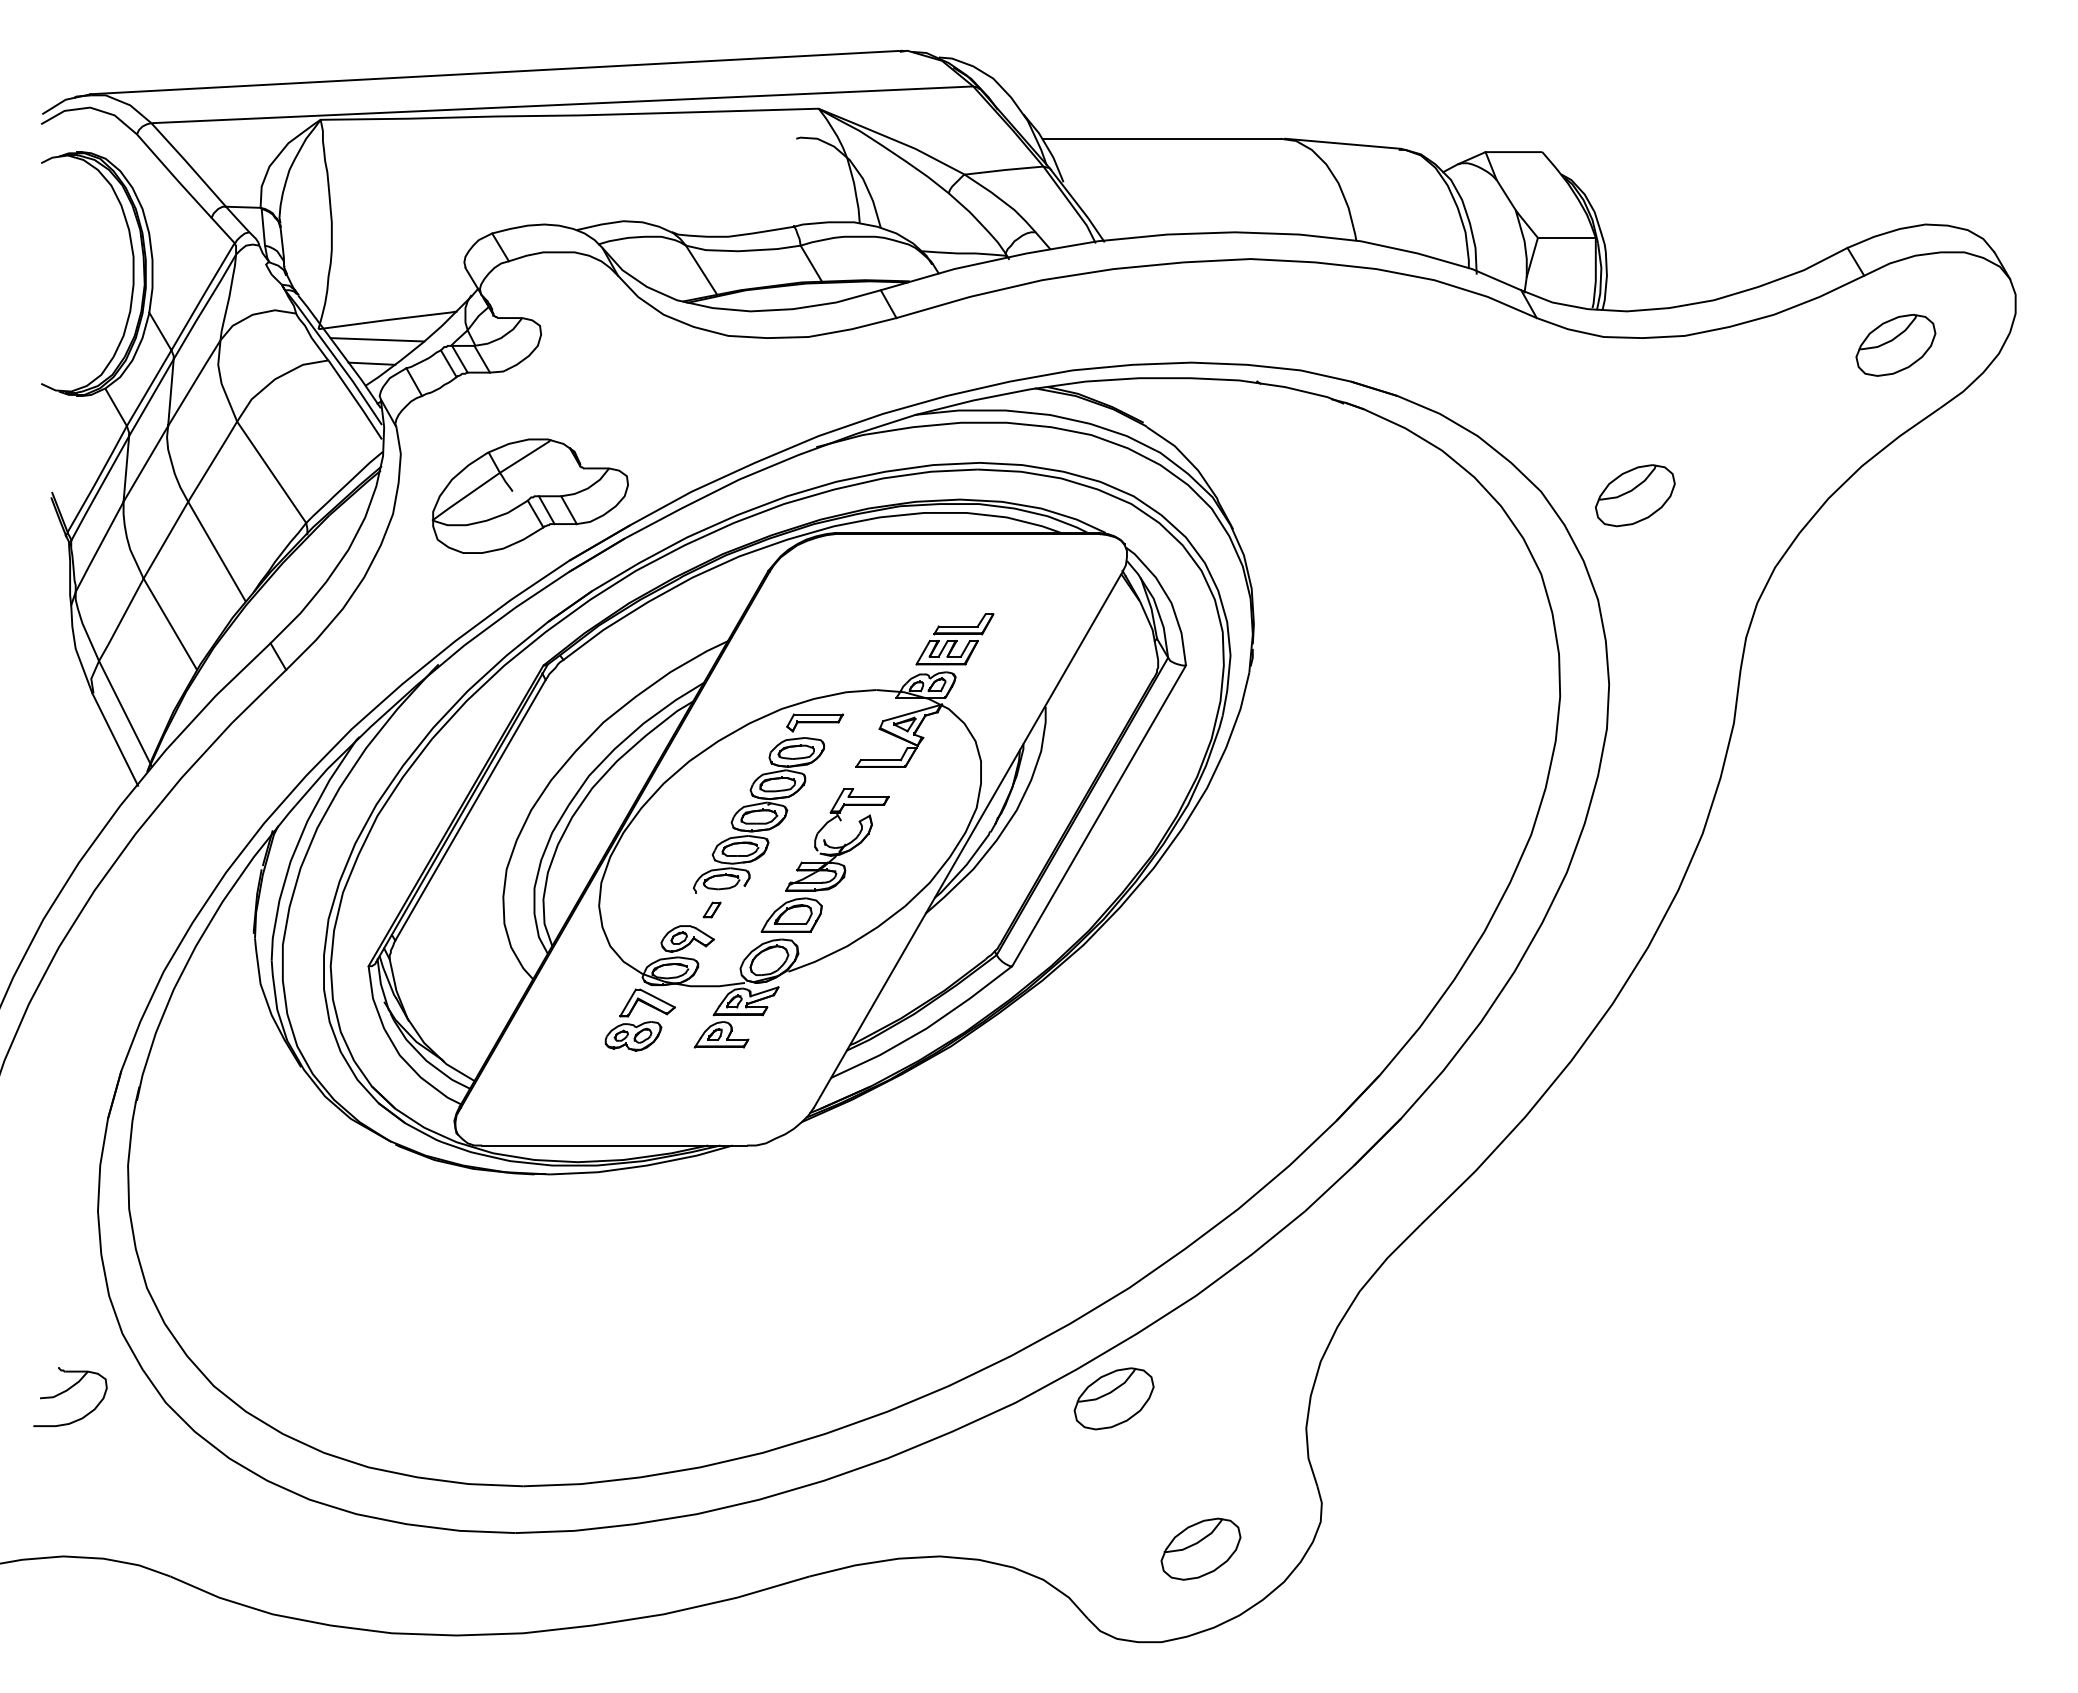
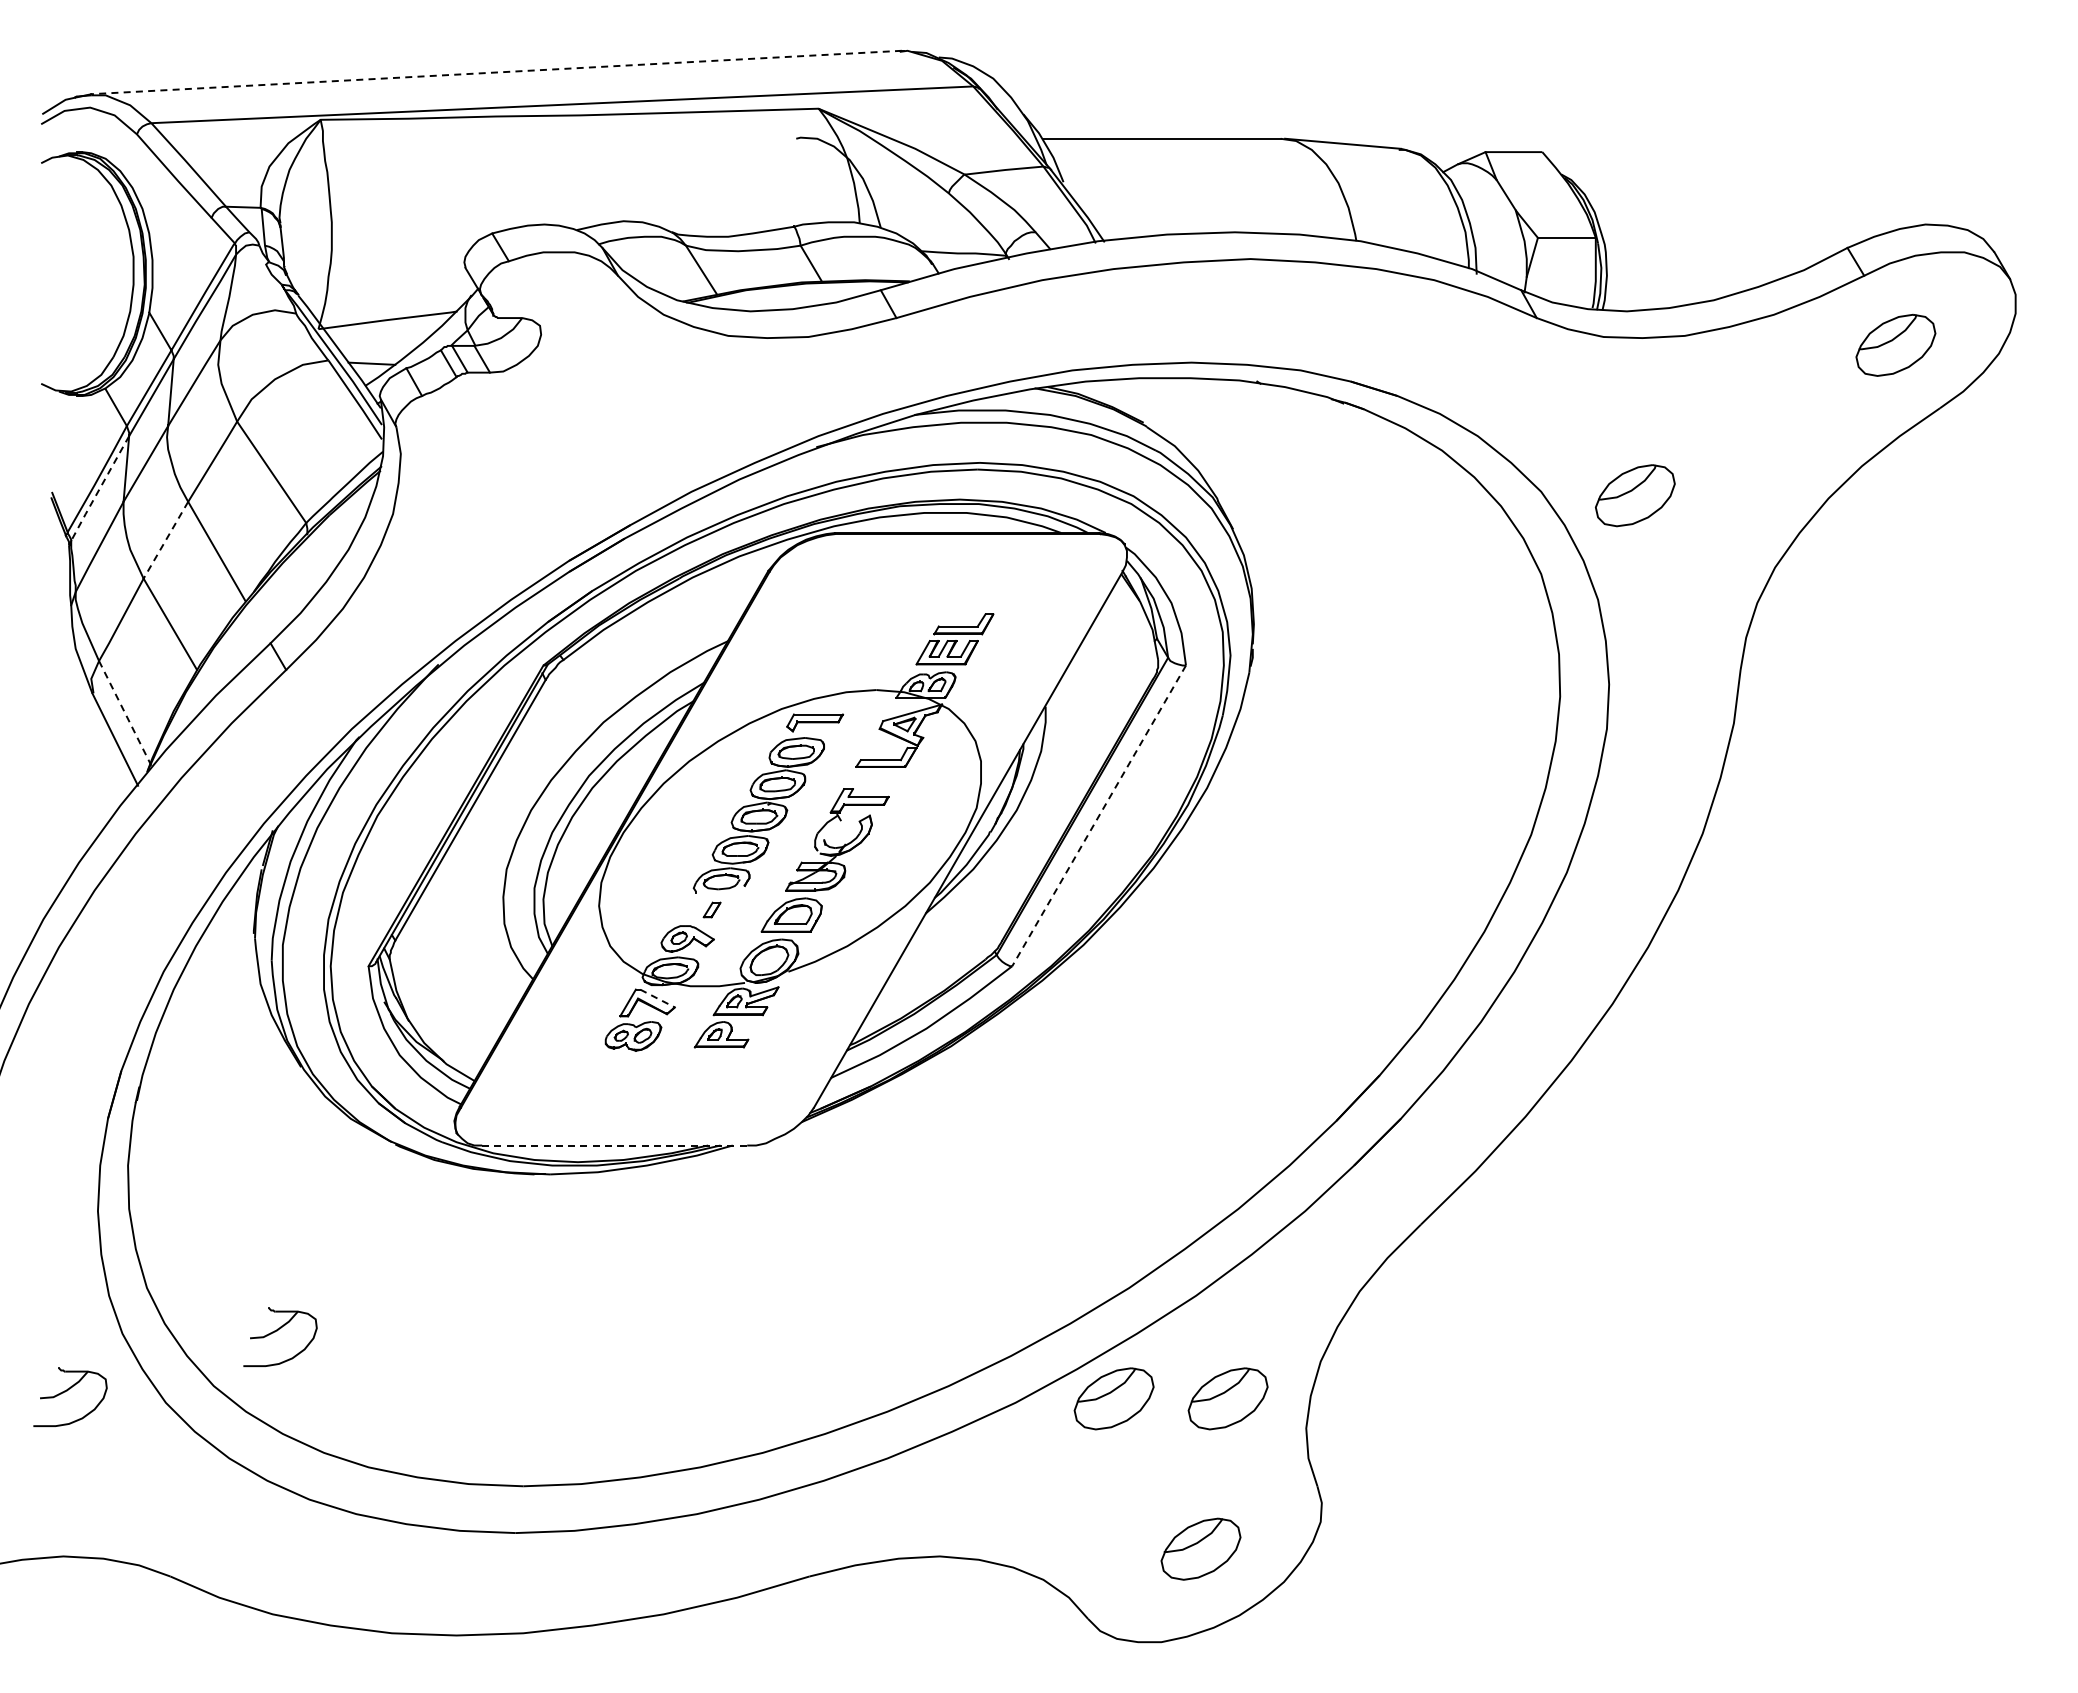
line: solid -> dashed (495, 72)
line: present -> none (377, 339)
line: solid -> dashed (99, 488)
part: present -> none (529, 495)
line: solid -> dashed (165, 540)
line: solid -> dashed (125, 713)
line: solid -> dashed (1099, 815)
line: solid -> dashed (658, 998)
line: solid -> dashed (614, 1145)
part: none -> present (280, 1336)
part: none -> present (1227, 1398)
